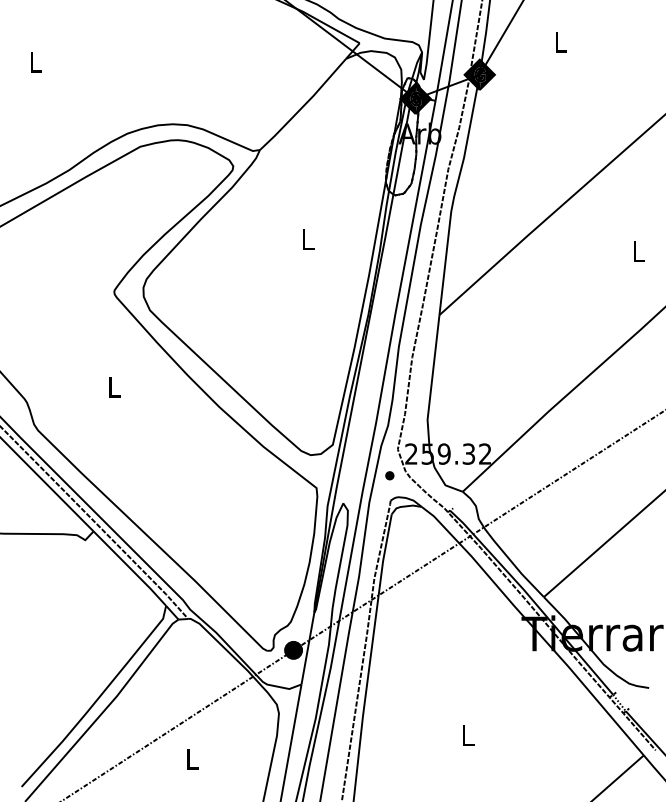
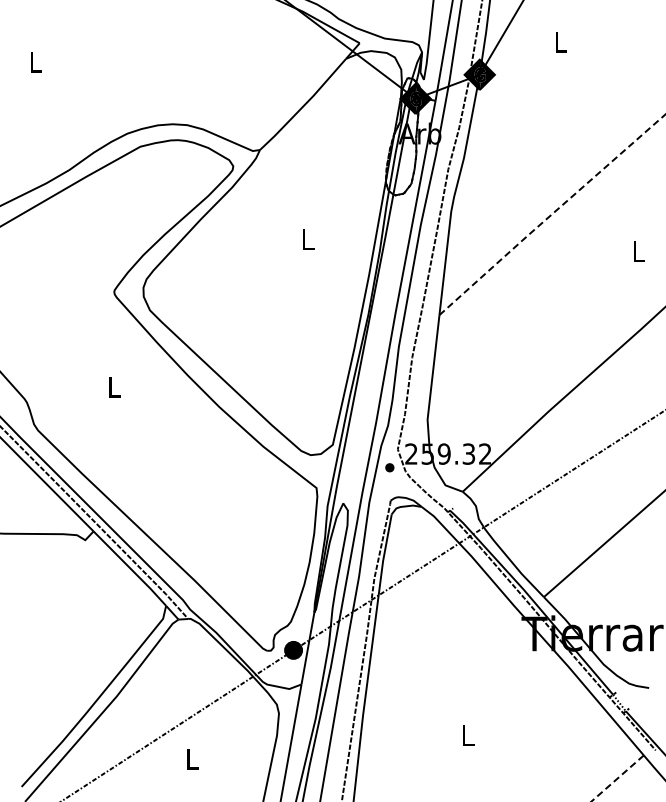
line: solid -> dashed (551, 214)
part position: (389, 475) -> (389, 467) (389, 467)
line: solid -> dashed (617, 778)
